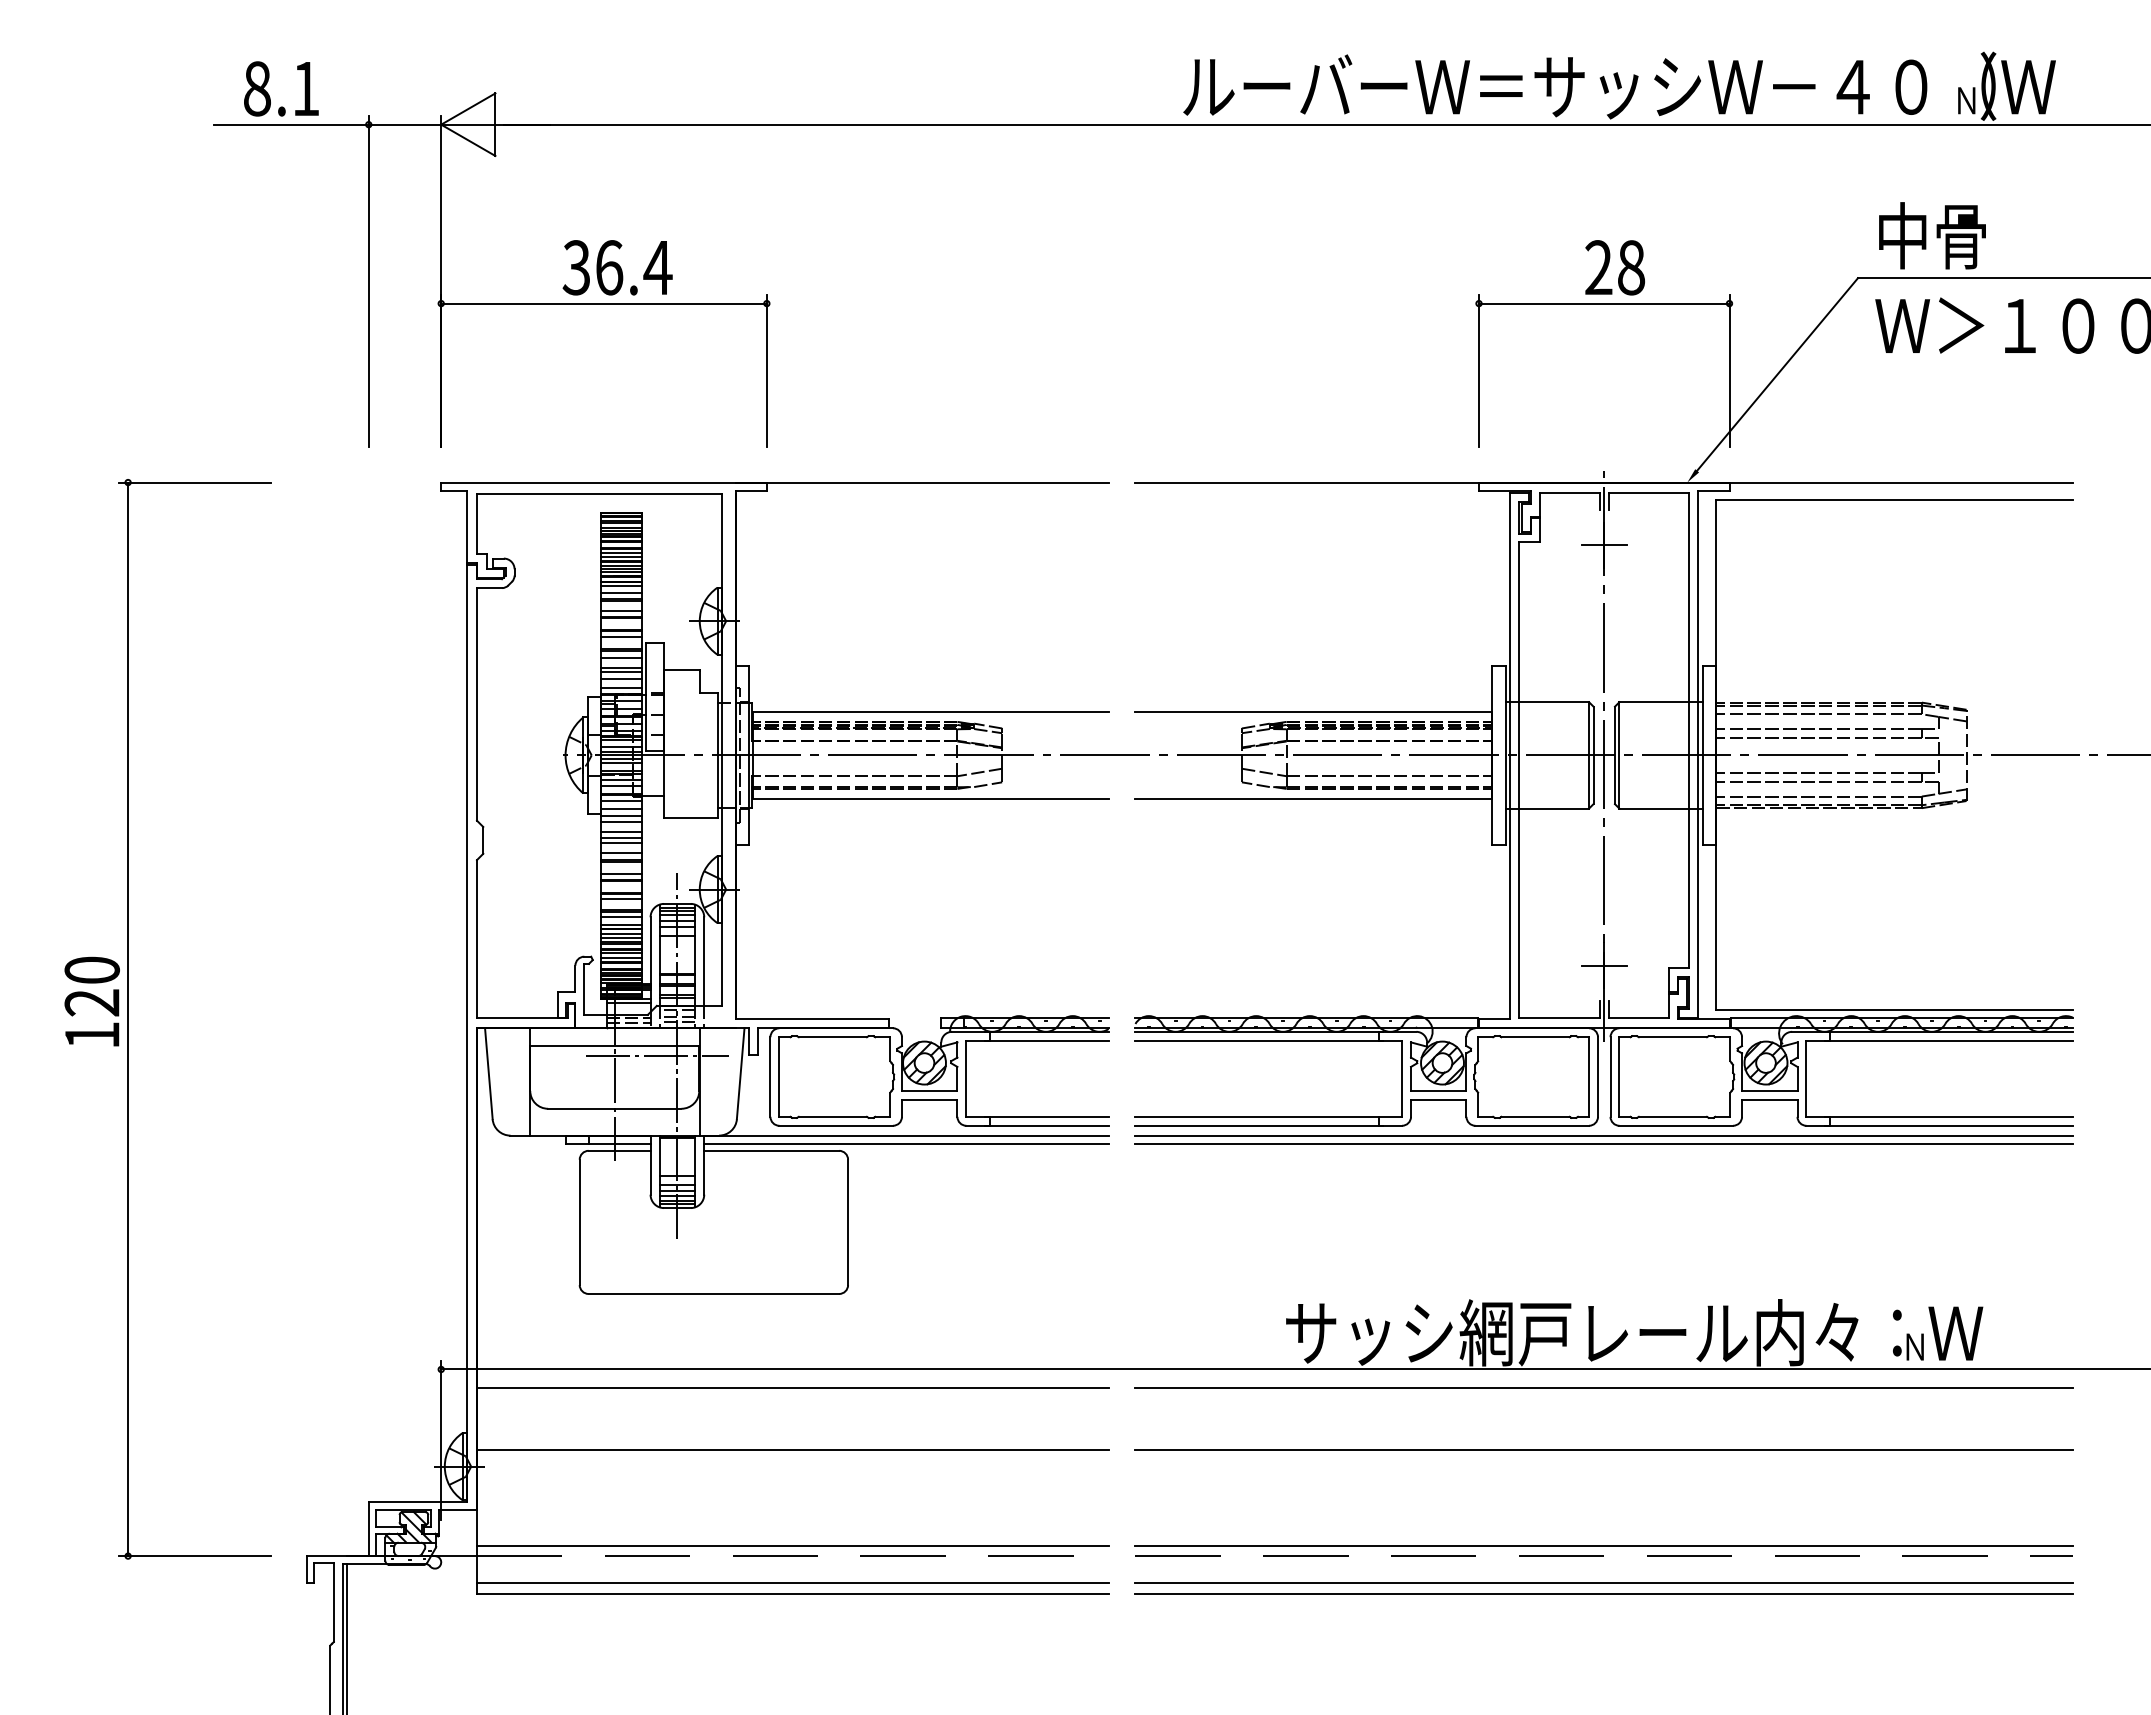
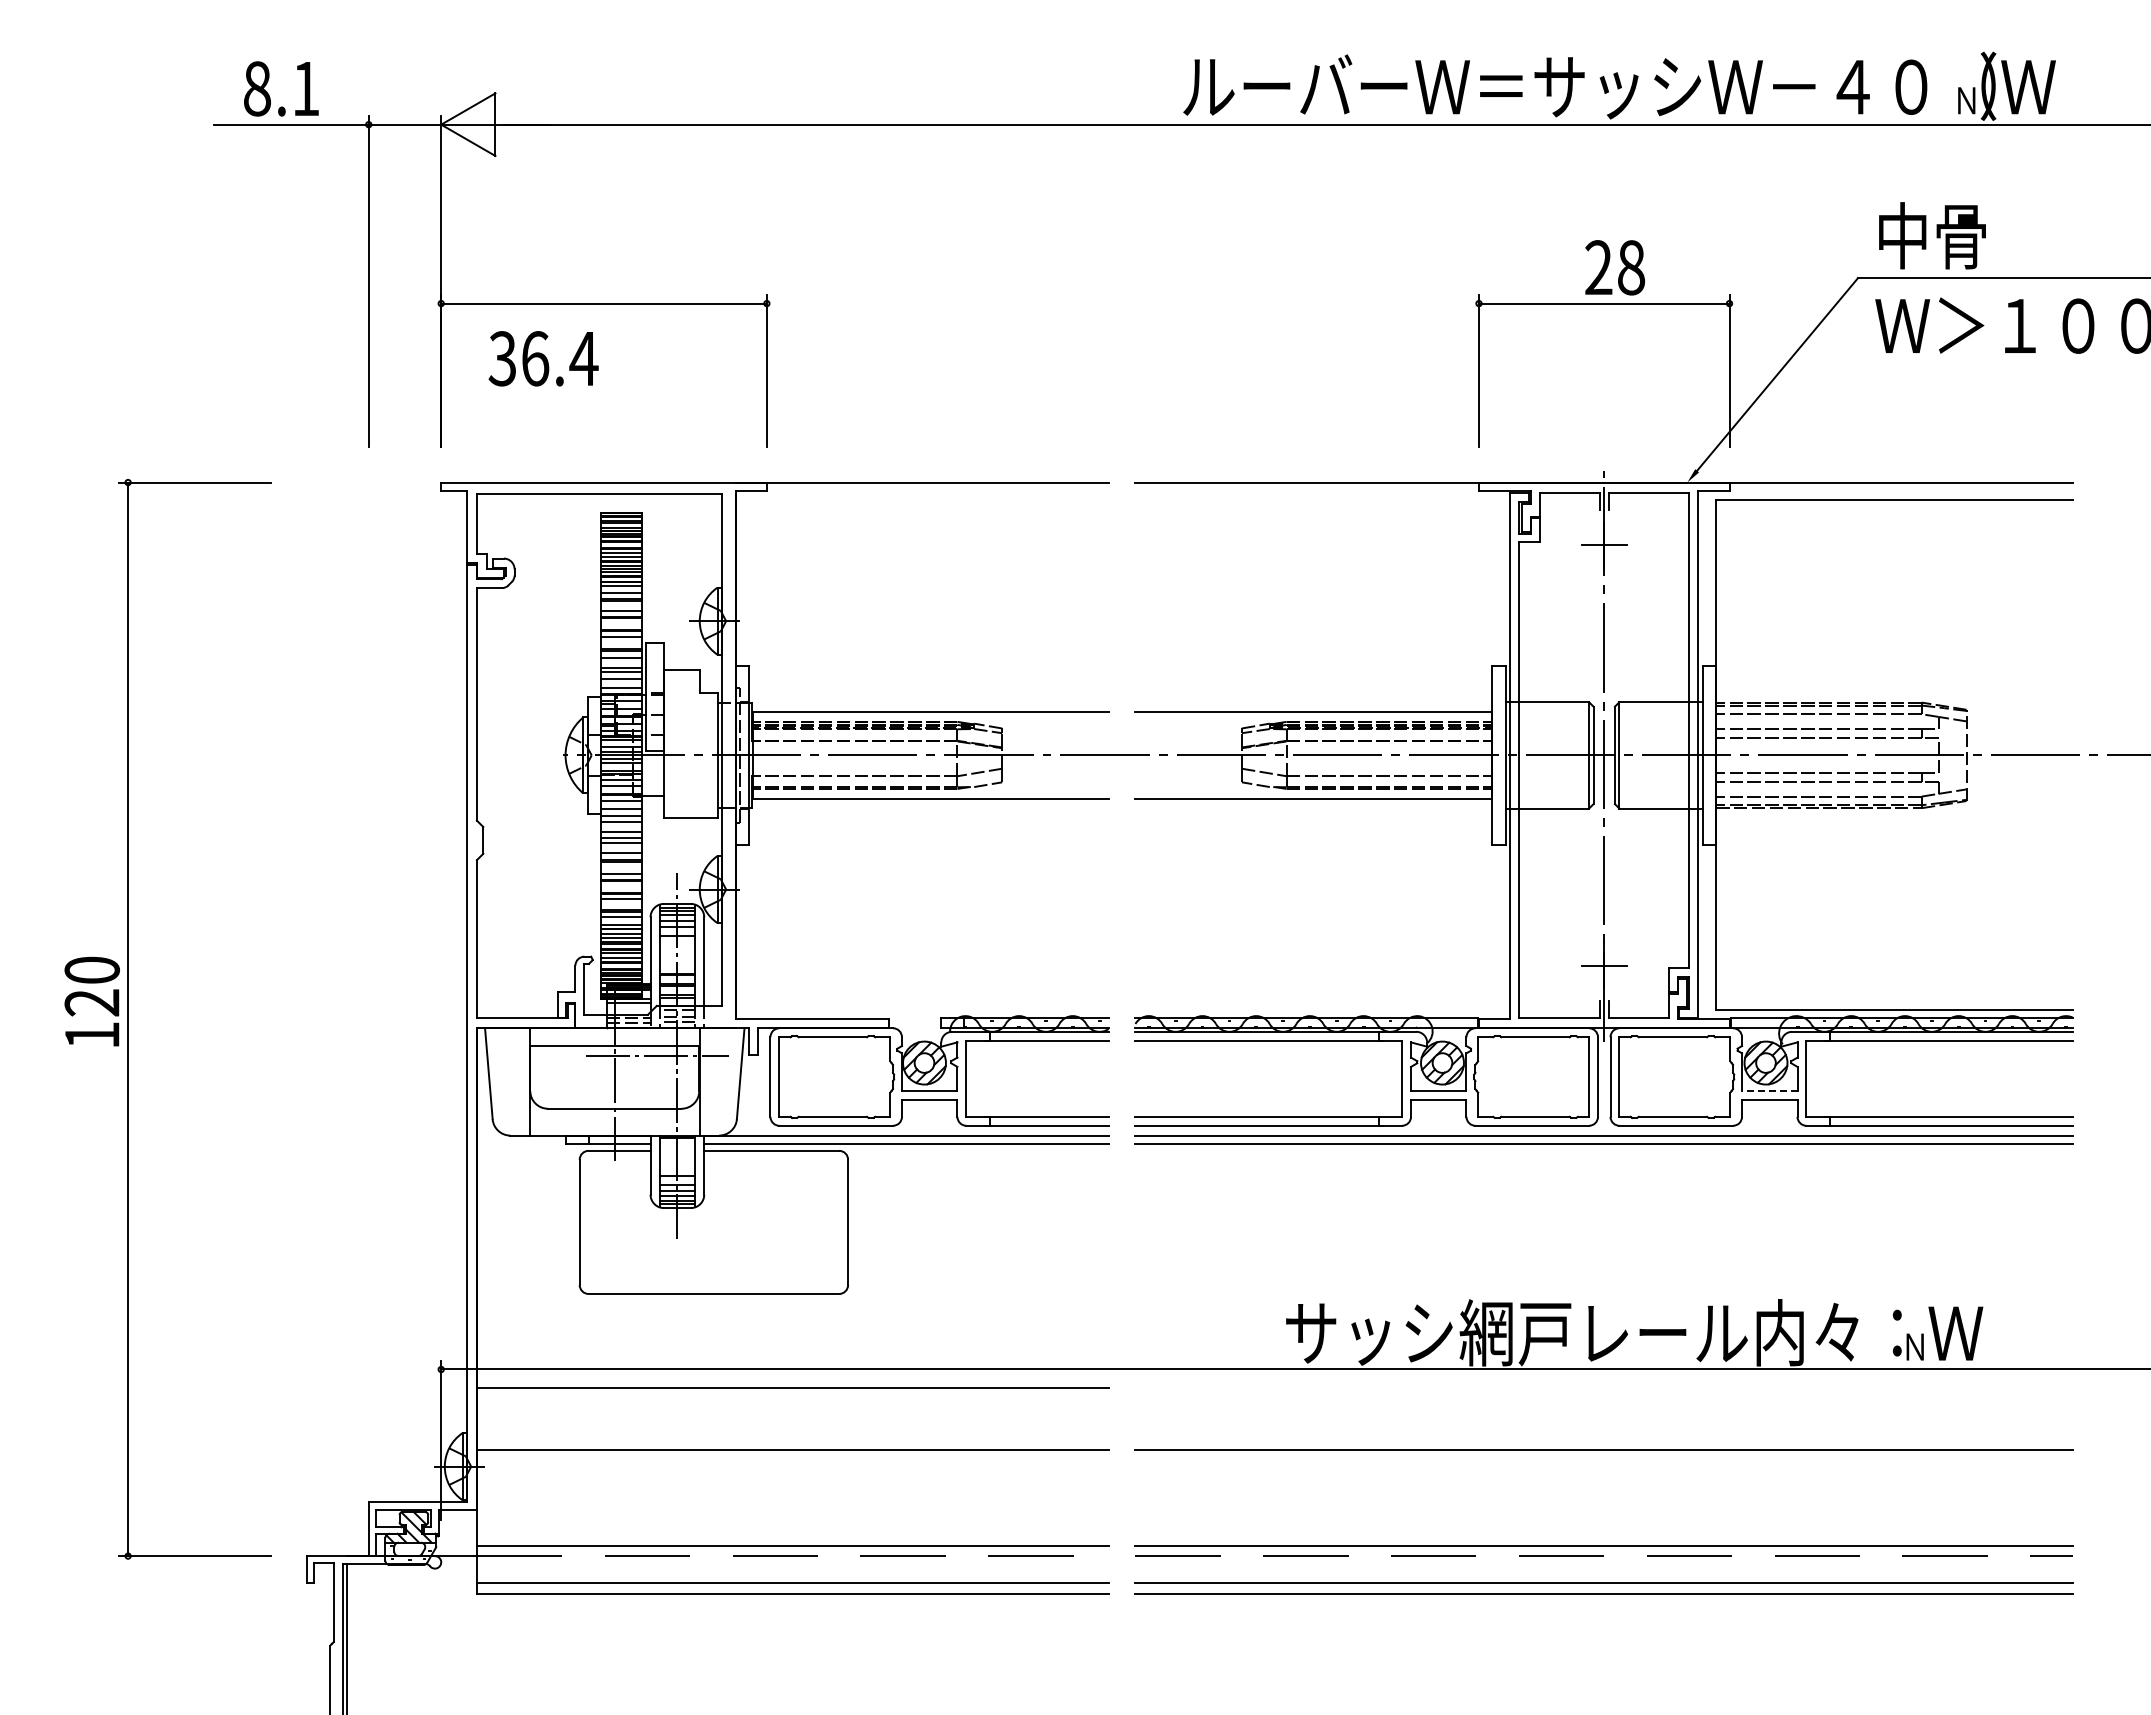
text position: (617, 267) -> (543, 358) (543, 358)
line: solid -> dashed (1769, 1090)
line: present -> none (1604, 1387)
